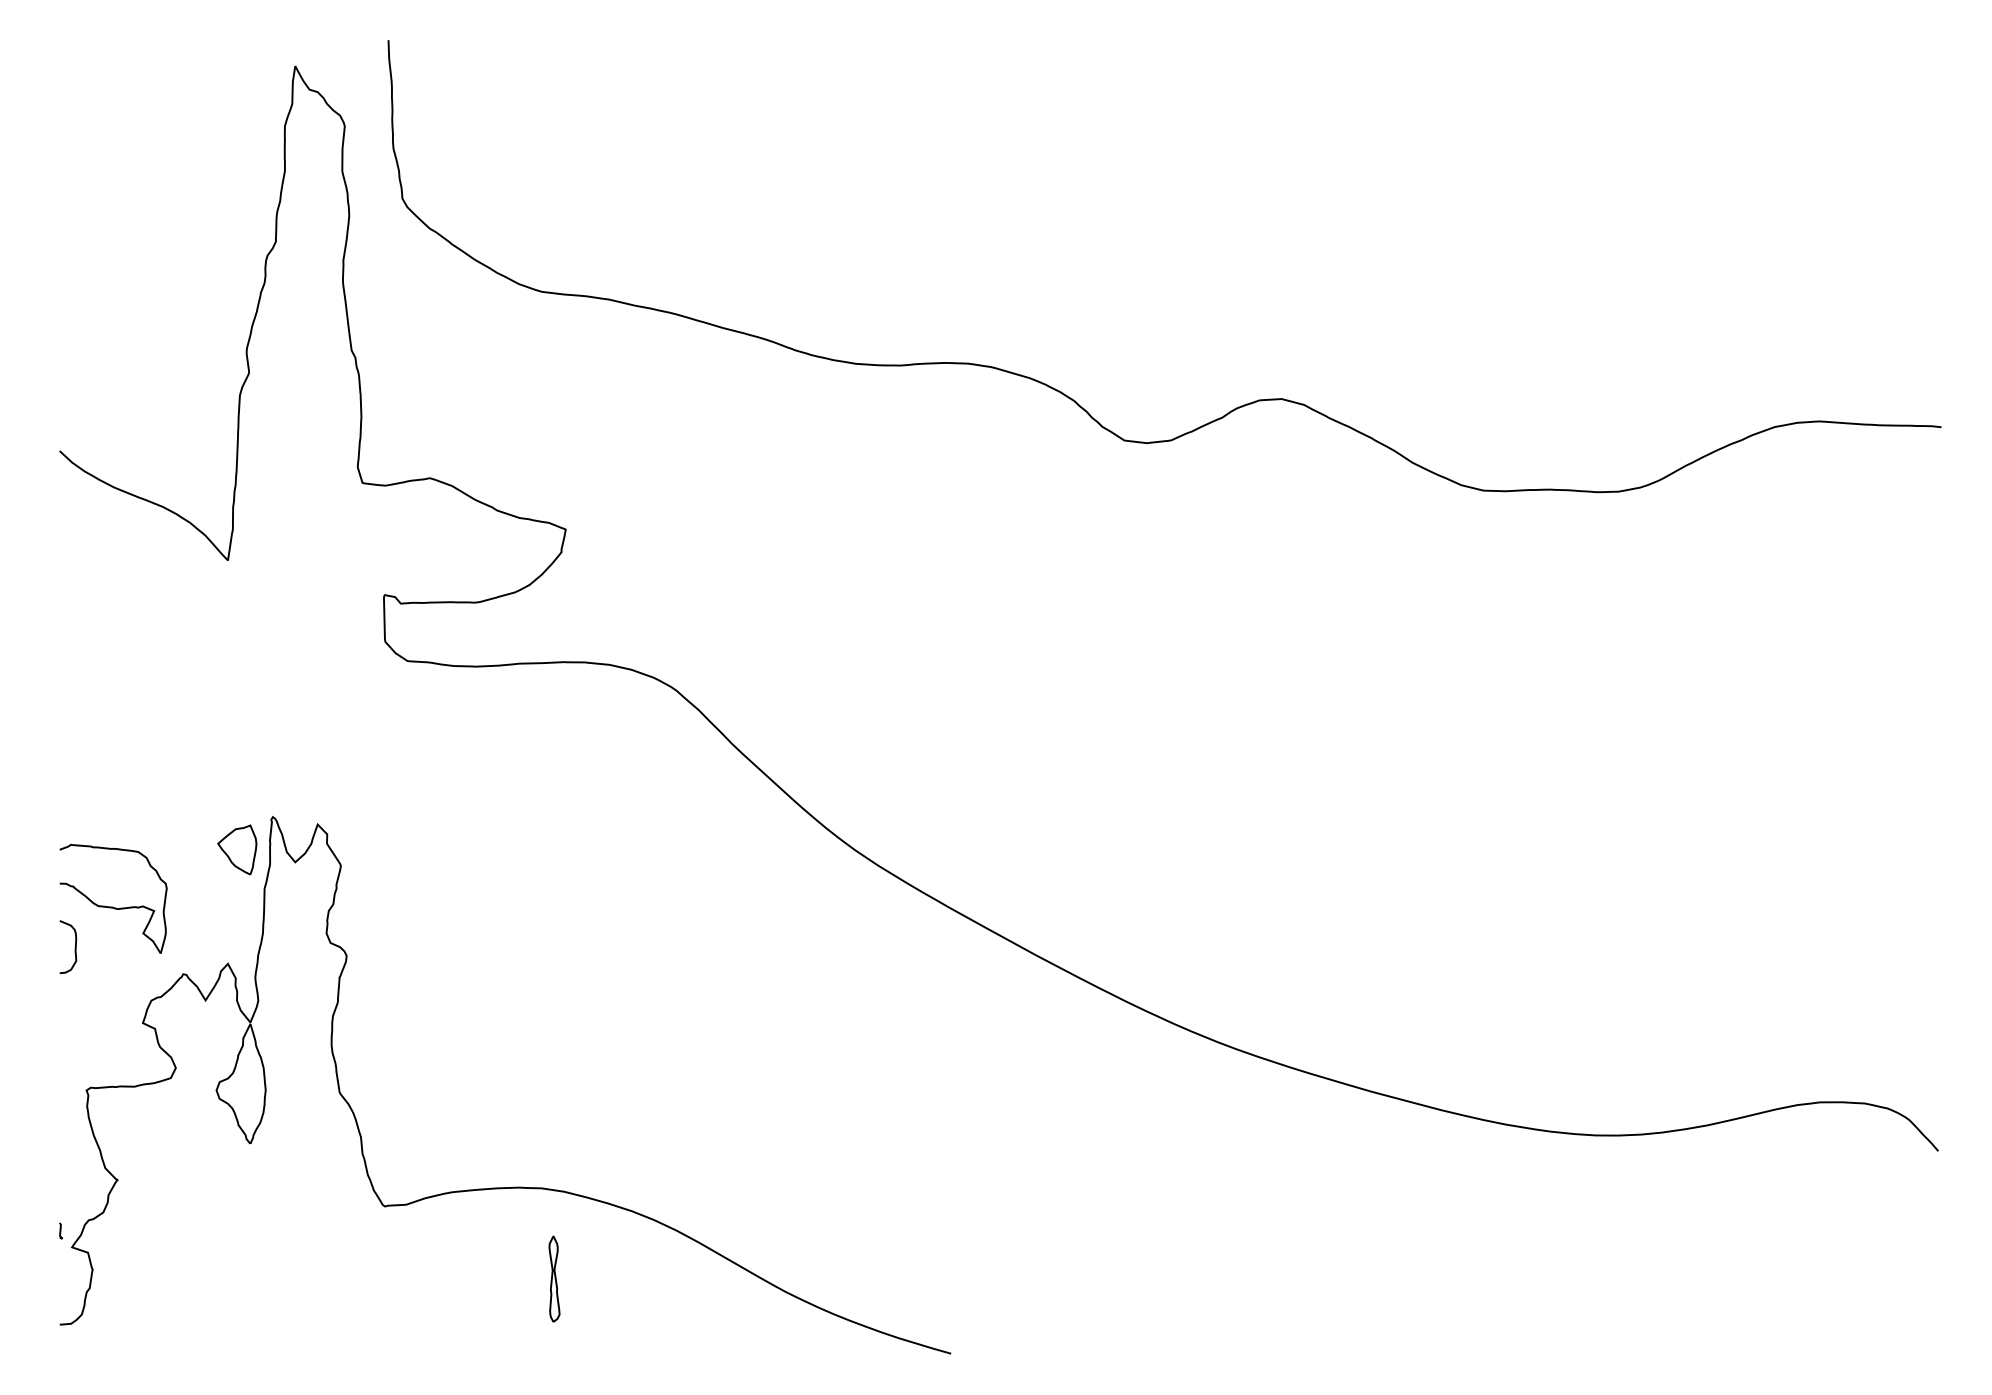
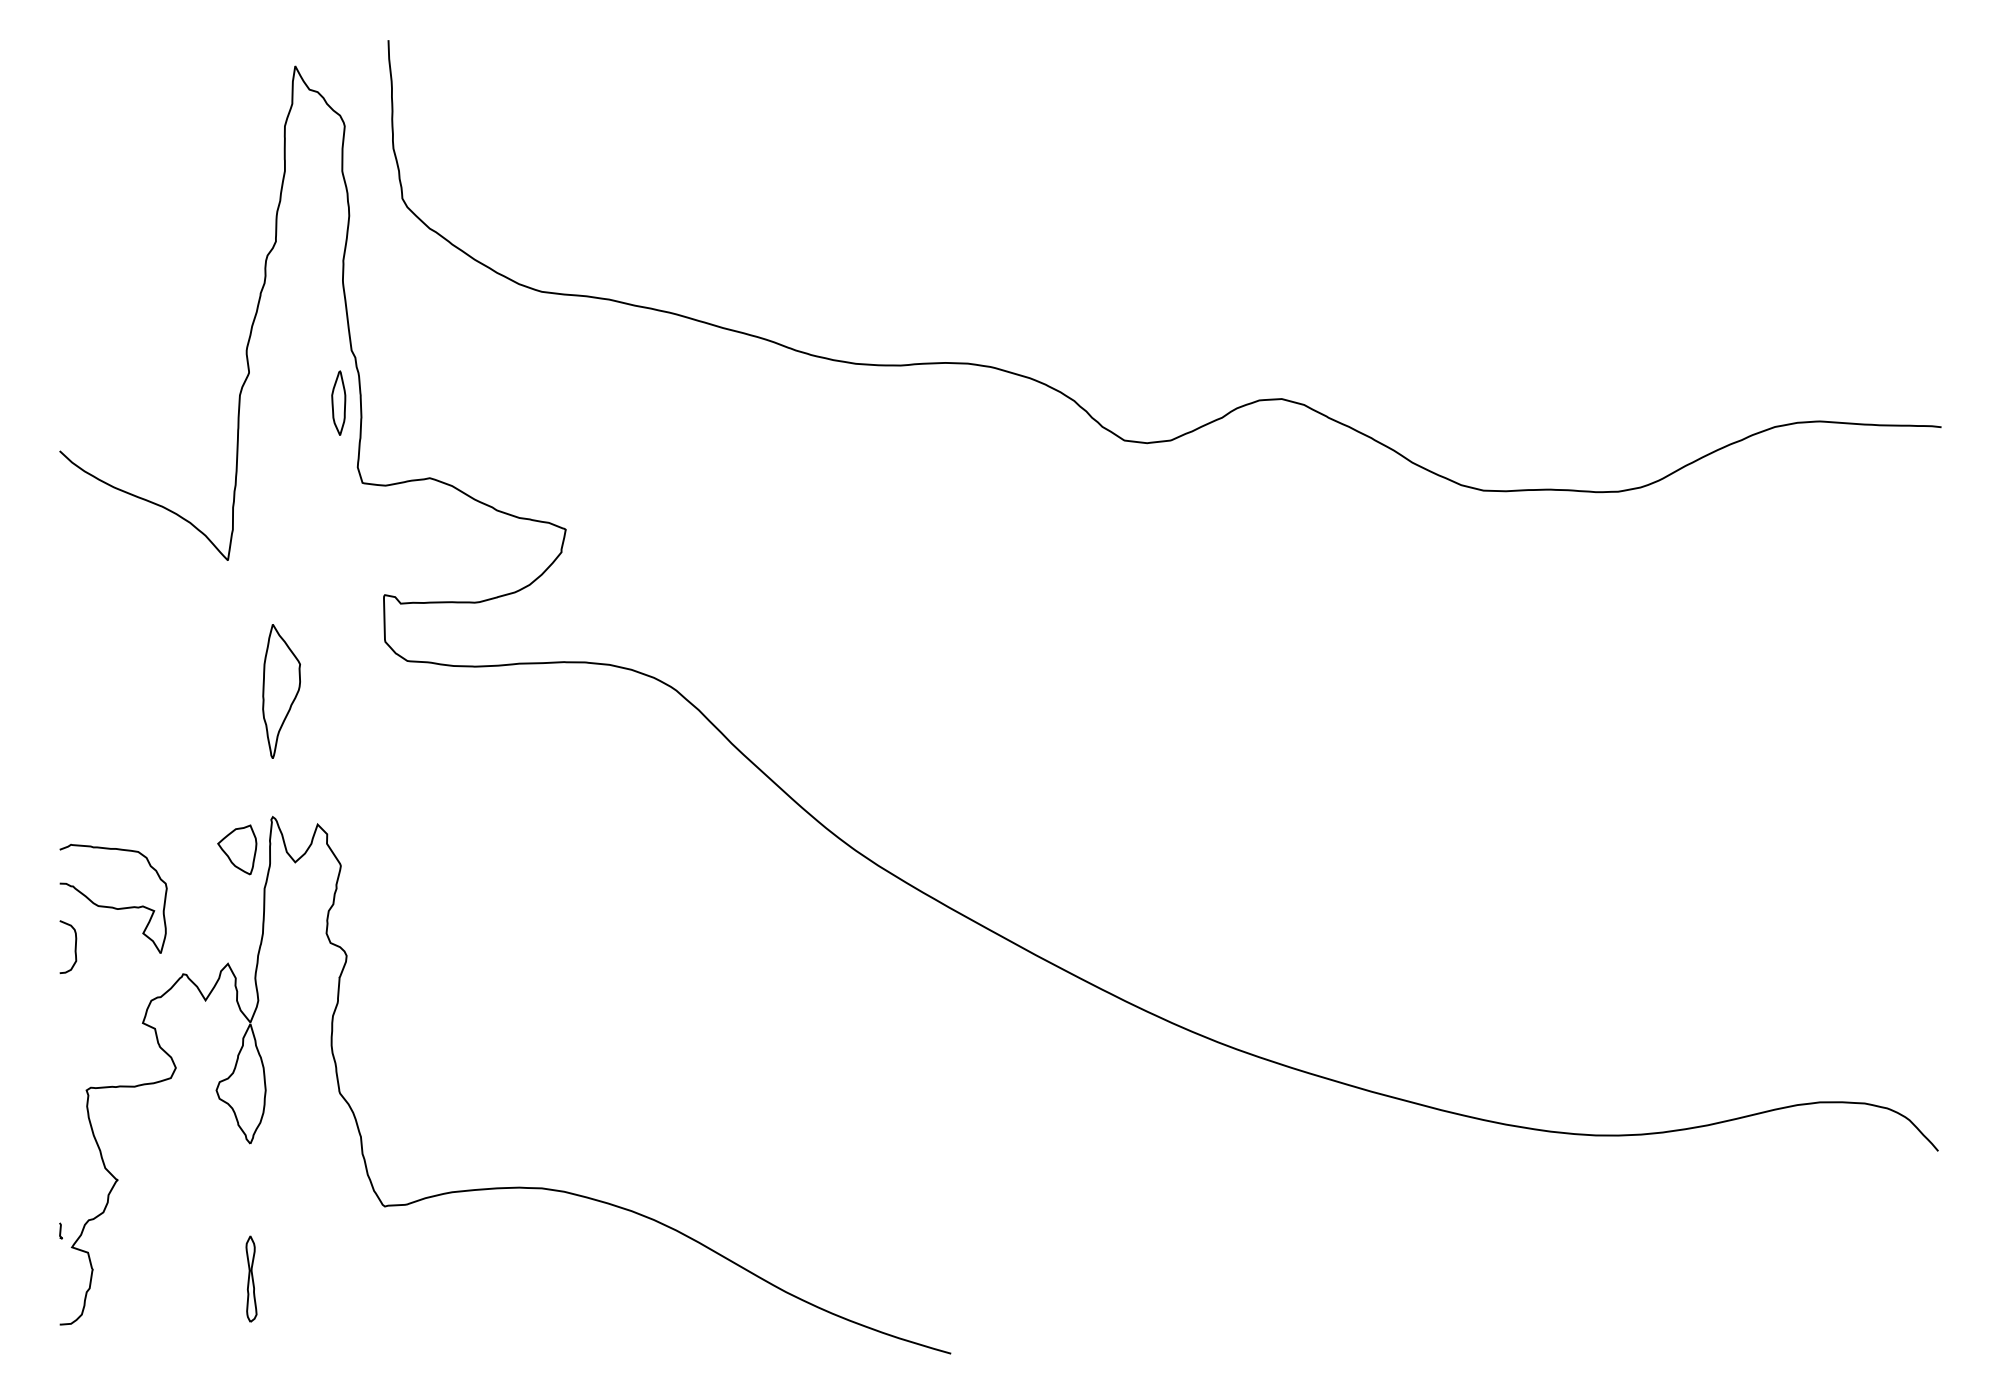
part: none -> present (338, 402)
part: none -> present (281, 691)
part position: (554, 1278) -> (251, 1278) (251, 1278)
